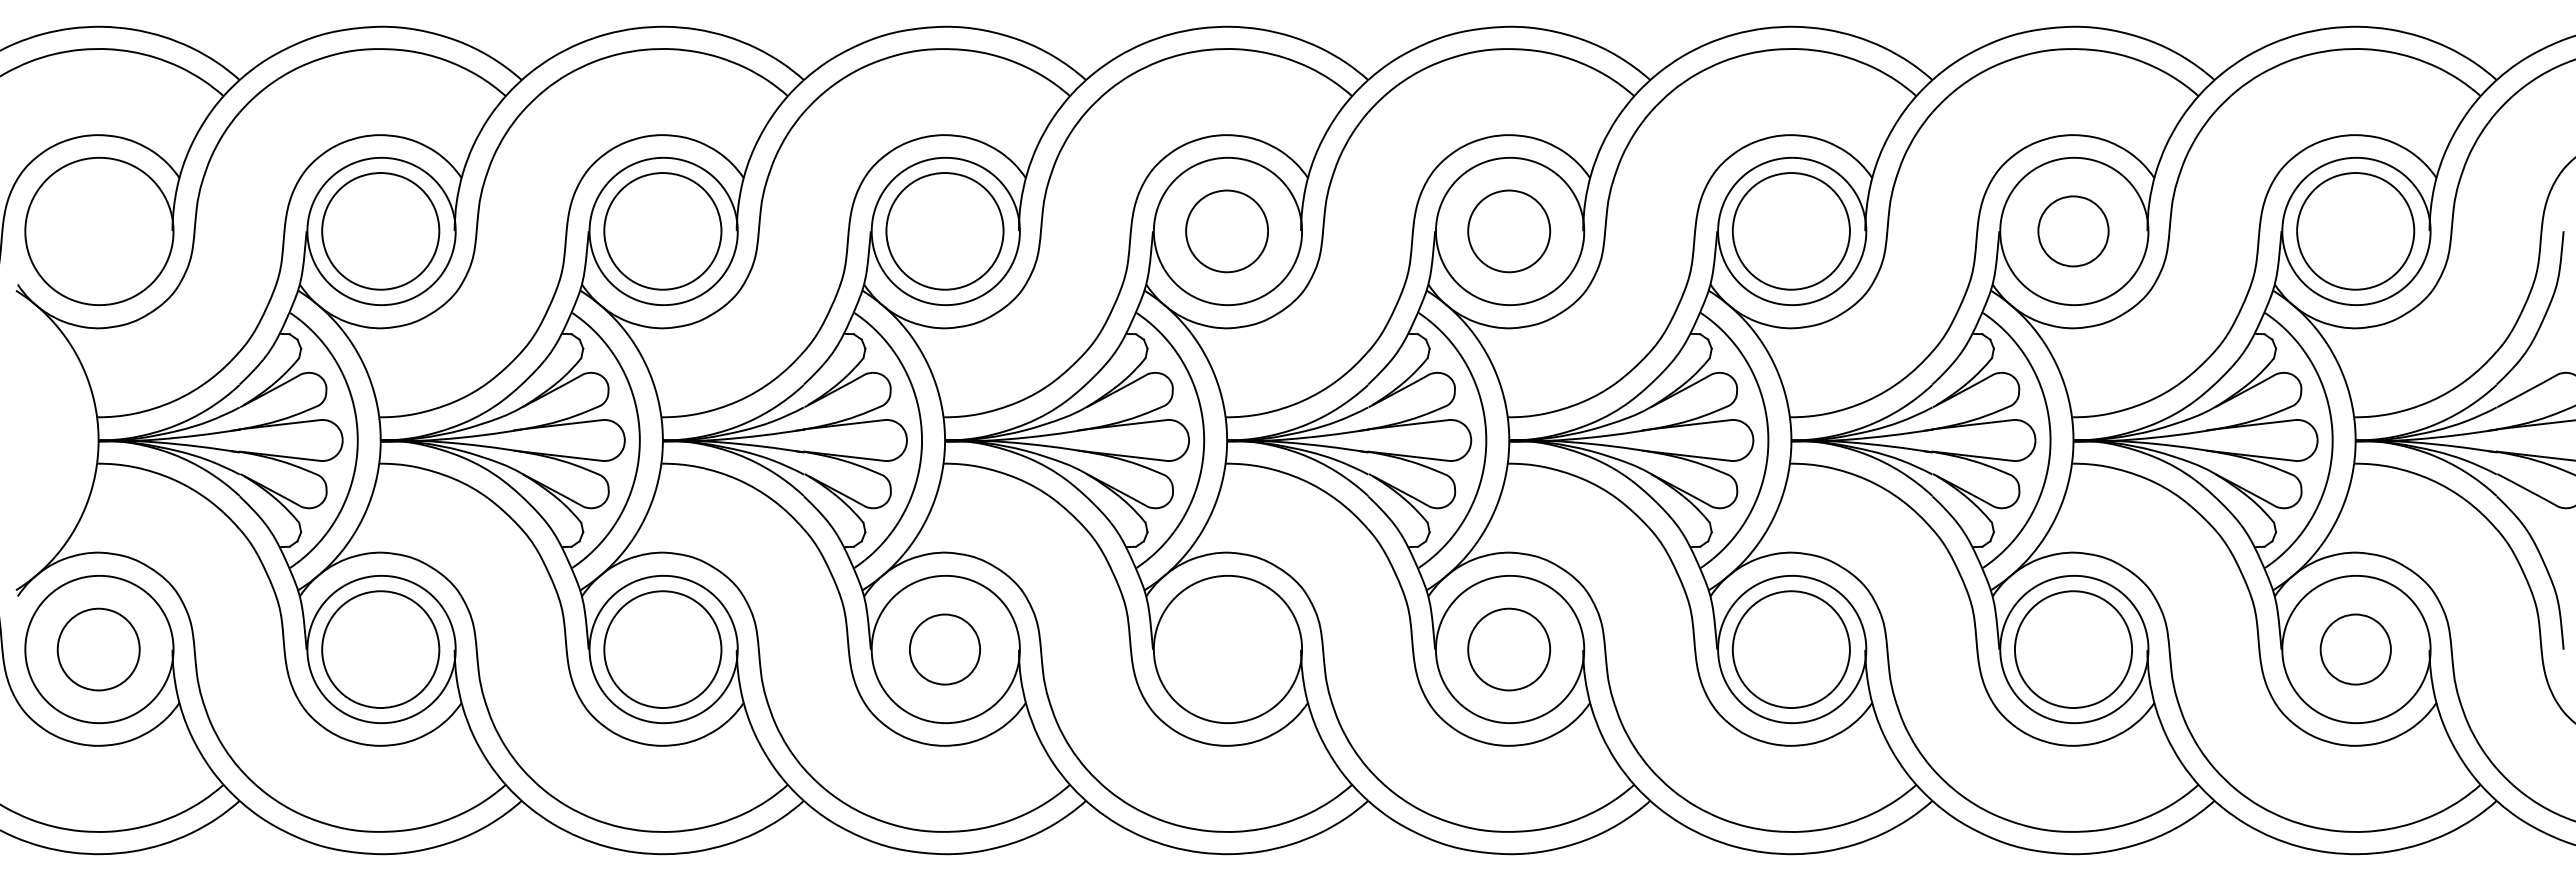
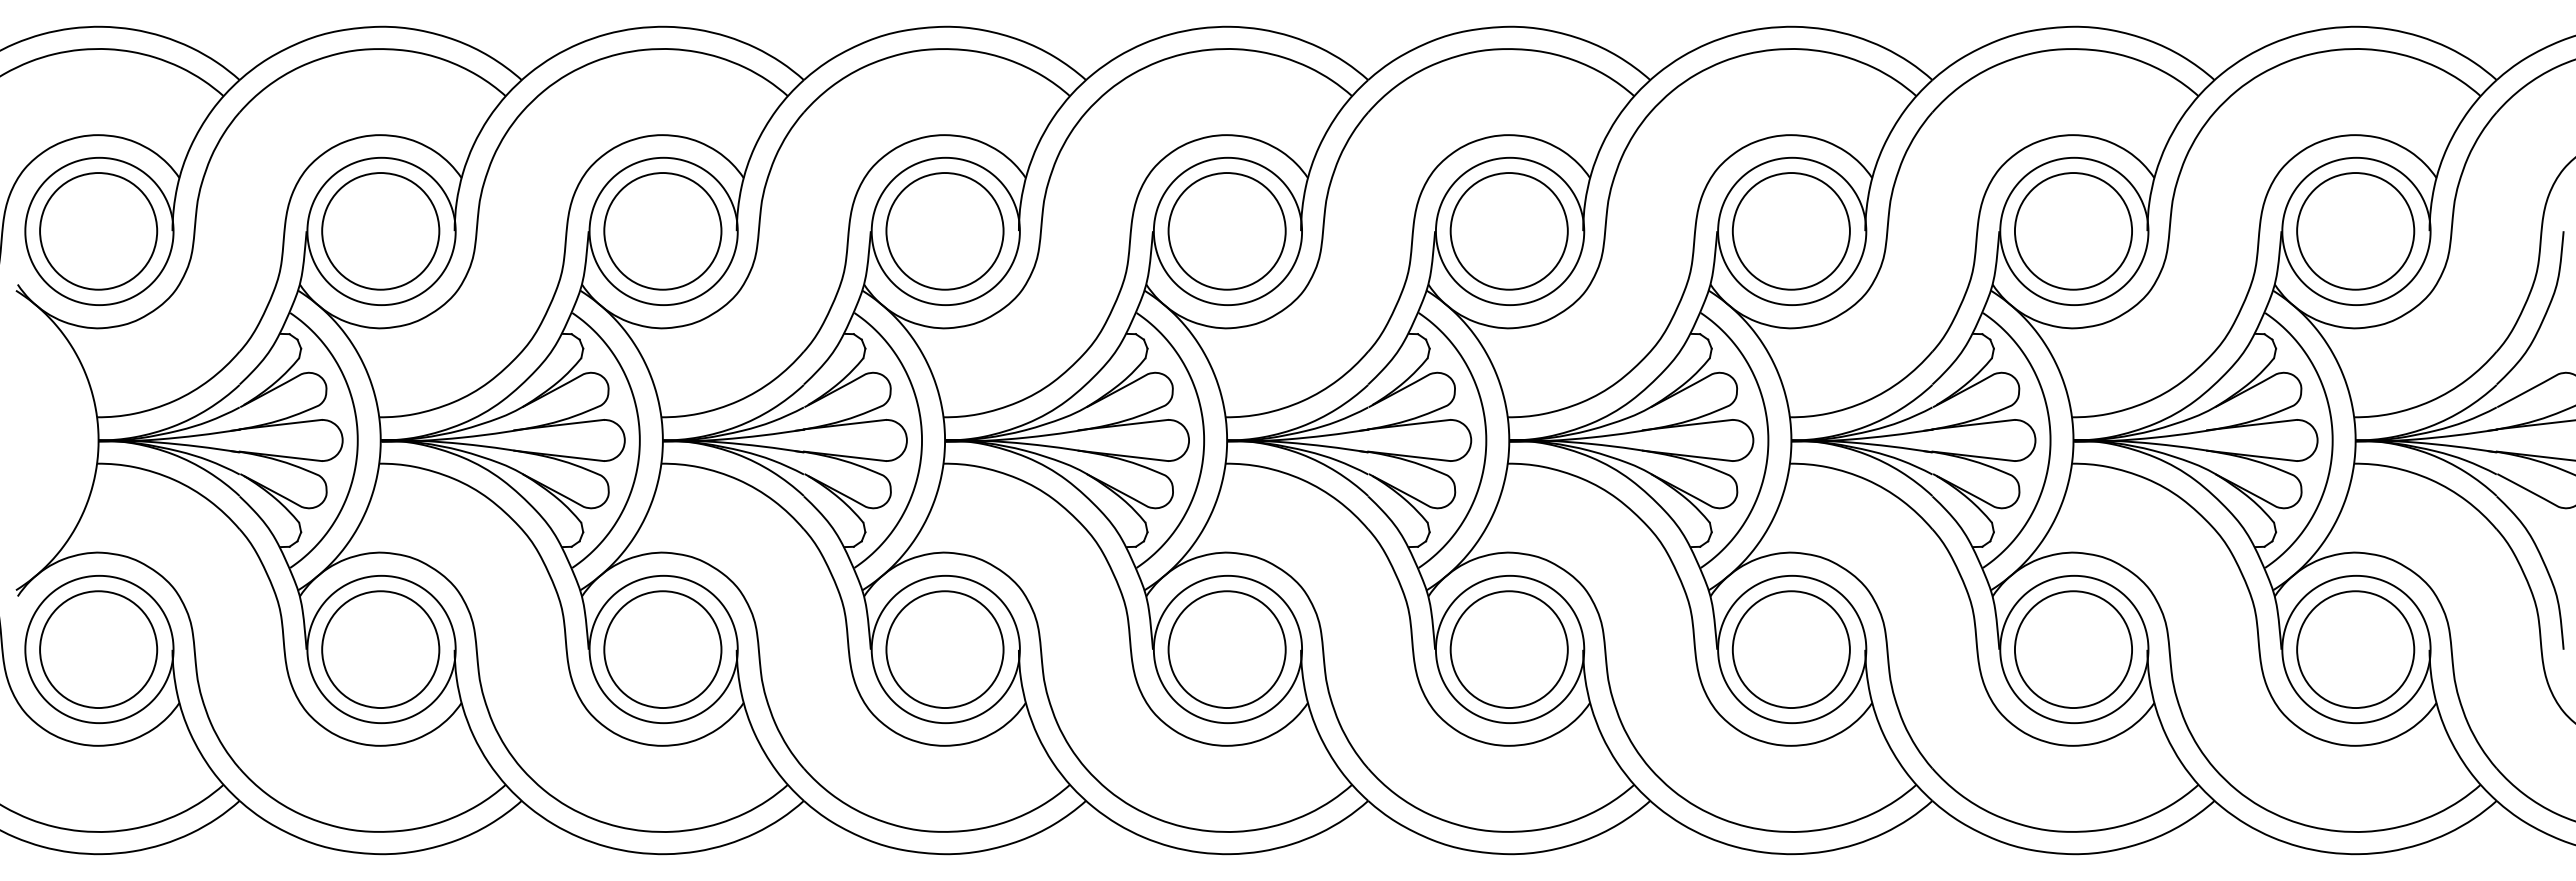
part: none -> present (98, 231)
part size: 84x85 px -> 120x119 px (1226, 231)
part size: 85x85 px -> 120x119 px (1508, 231)
part size: 73x73 px -> 119x119 px (2073, 231)
part size: 85x85 px -> 120x119 px (98, 649)
part size: 72x73 px -> 120x119 px (944, 649)
part: none -> present (1226, 649)
part size: 85x85 px -> 120x119 px (1508, 649)
part size: 73x73 px -> 120x119 px (2355, 649)
